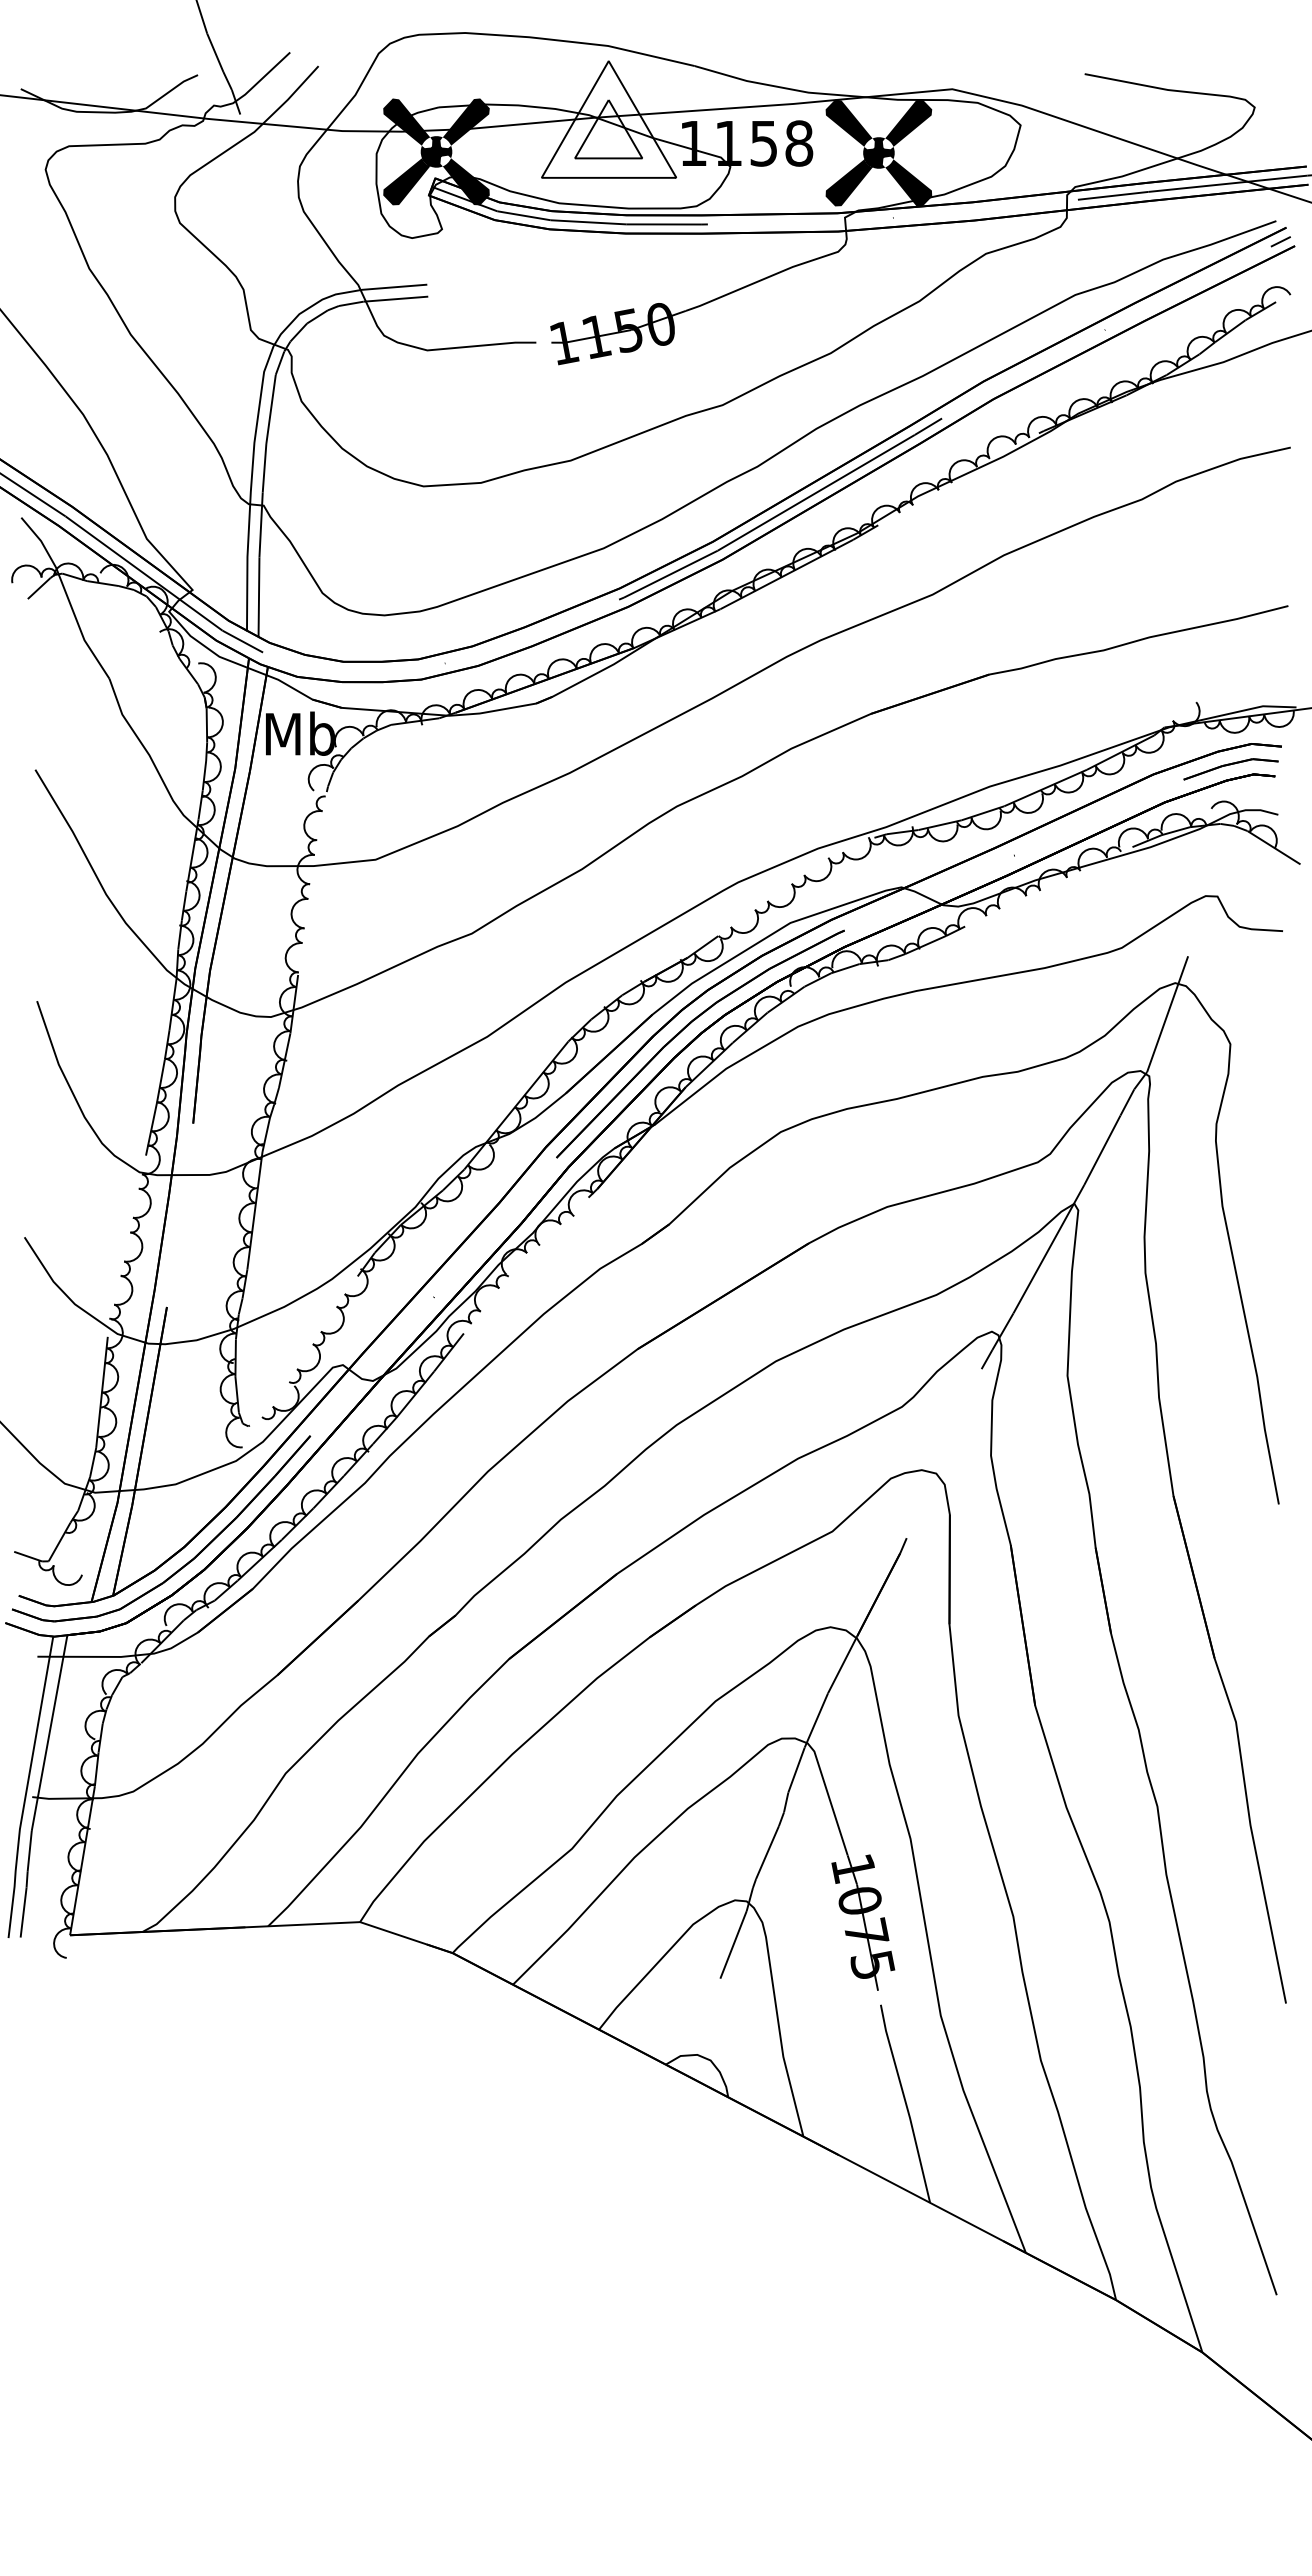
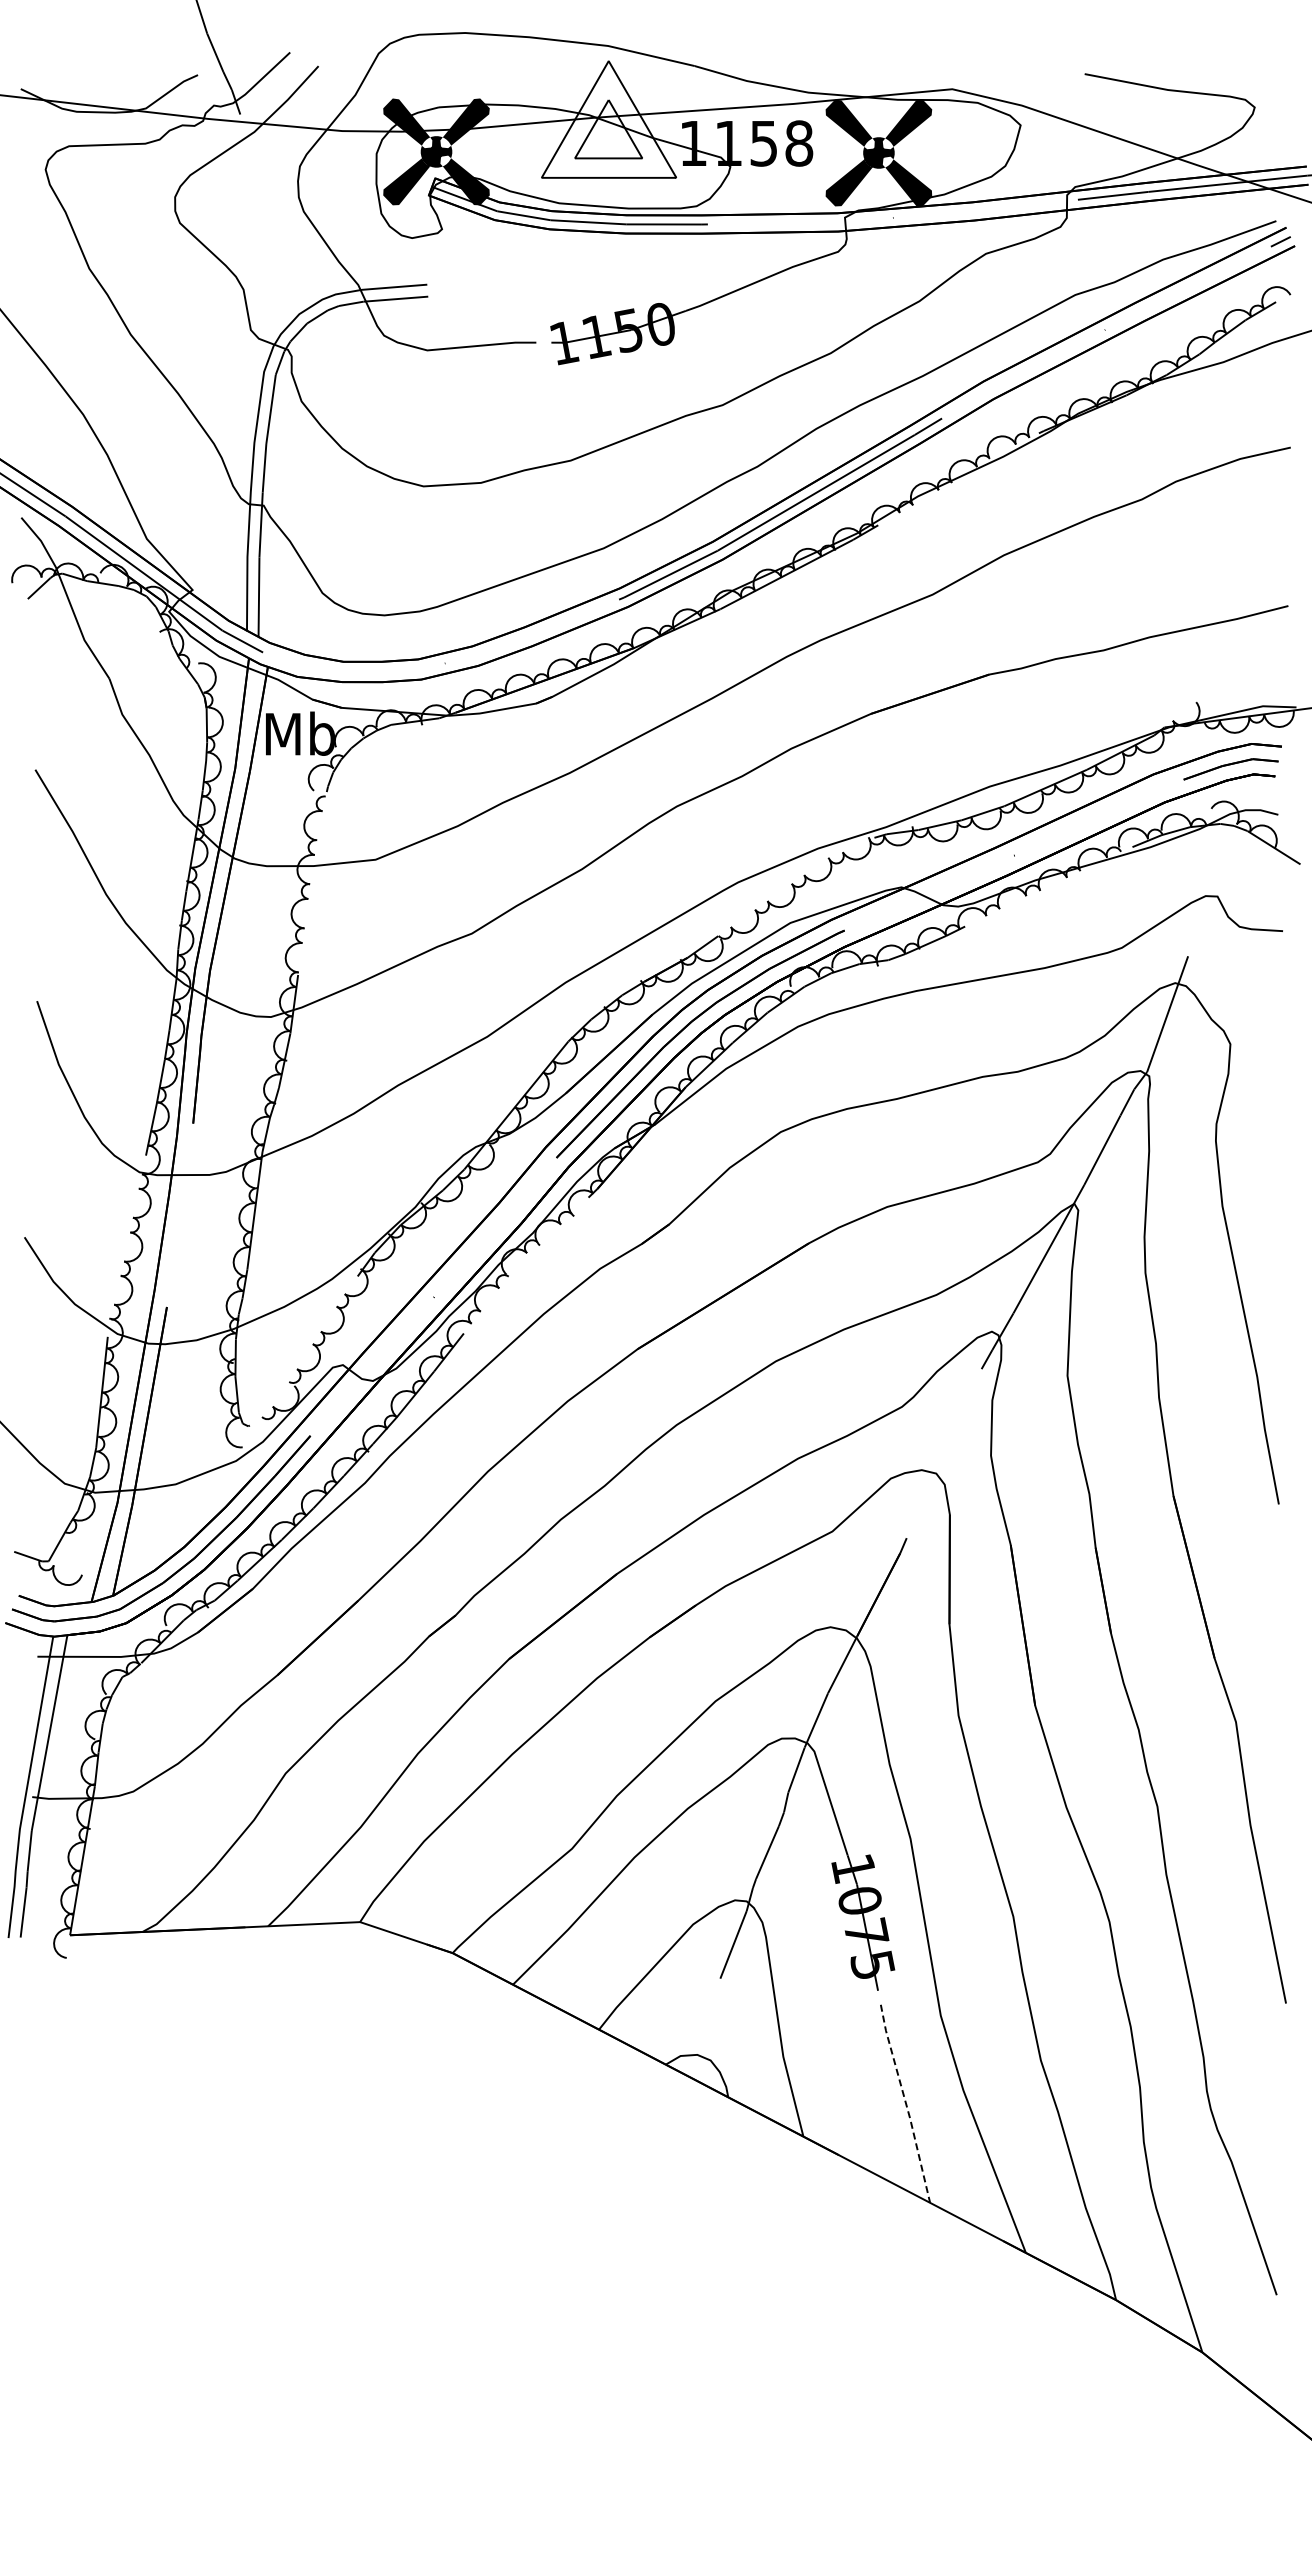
line: solid -> dashed (906, 2103)
